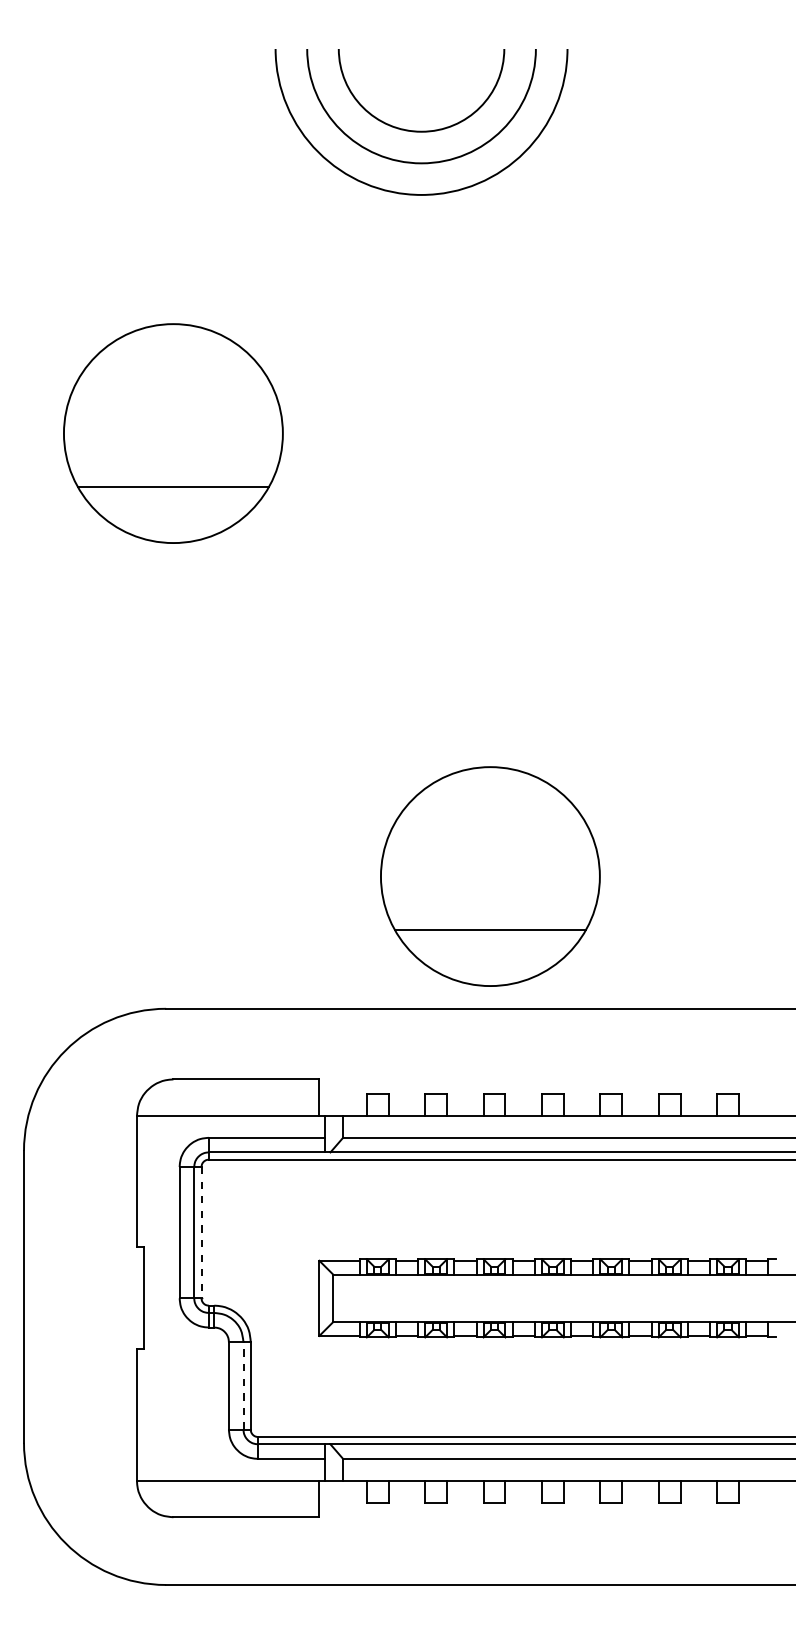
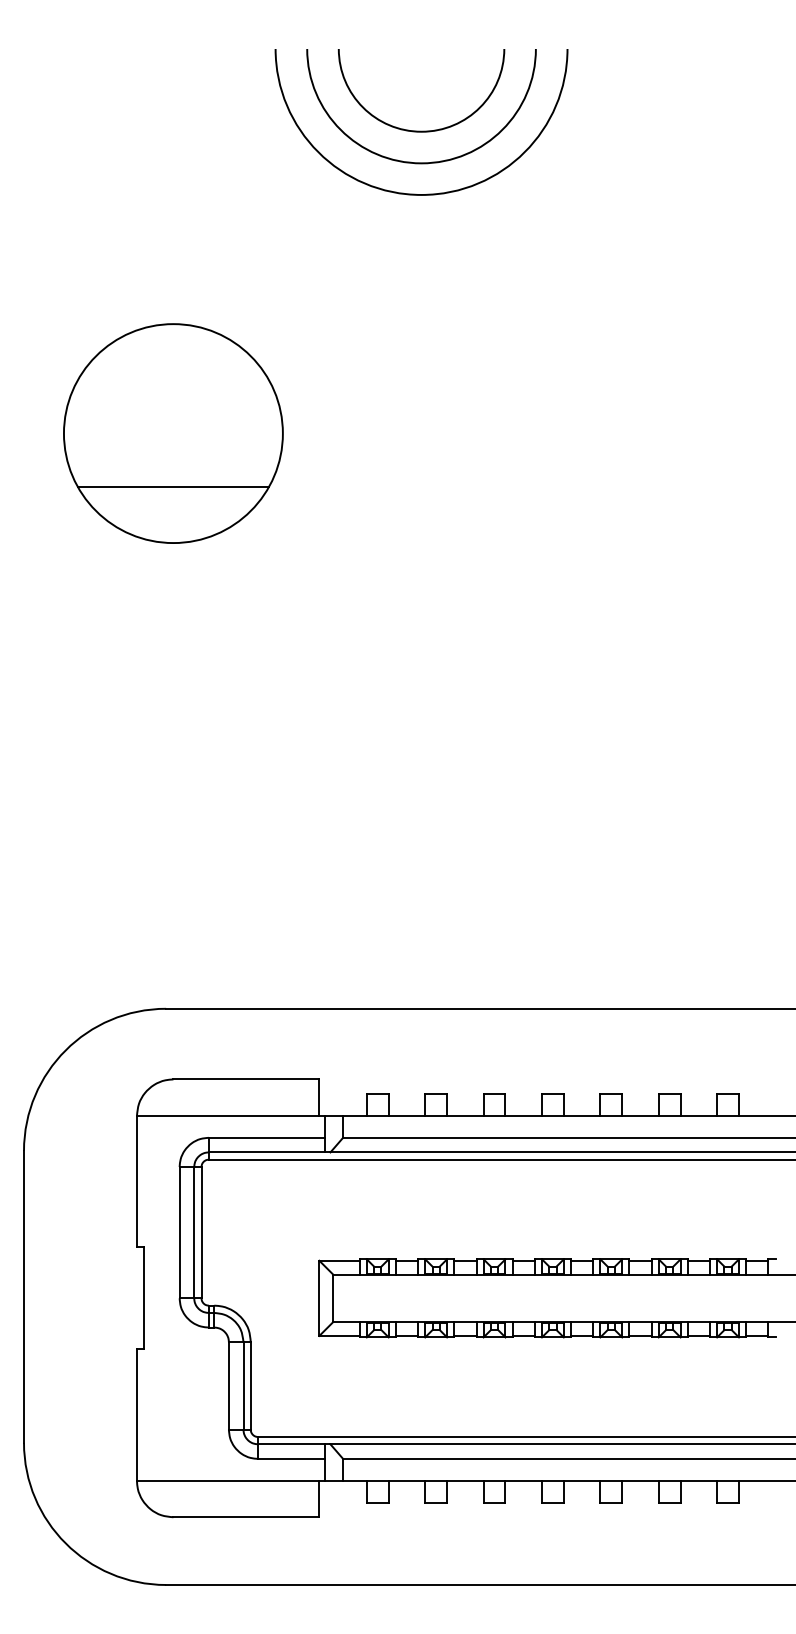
part: present -> none (490, 876)
line: dashed -> solid (201, 1232)
line: dashed -> solid (243, 1385)
